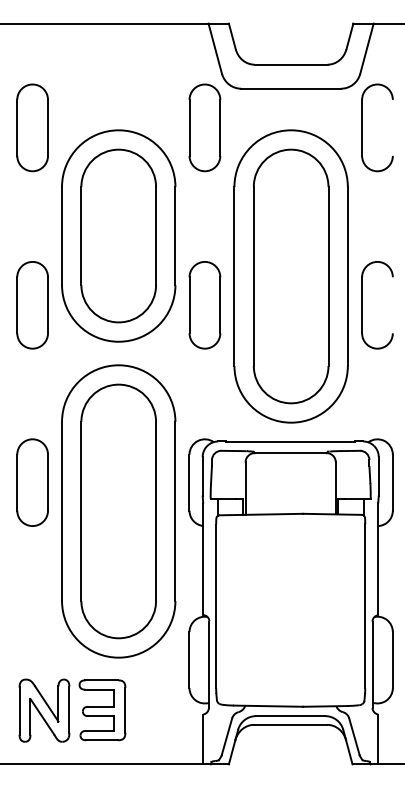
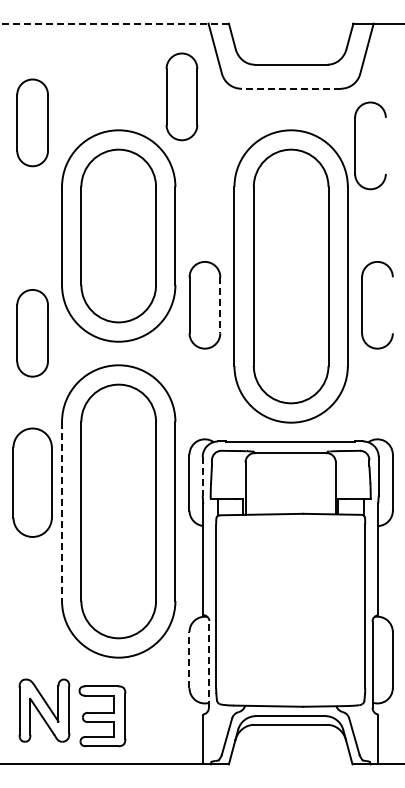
line: solid -> dashed (114, 23)
line: solid -> dashed (291, 88)
part position: (32, 127) -> (32, 122) (32, 122)
part position: (204, 127) -> (181, 96) (181, 96)
part position: (362, 127) -> (355, 145) (355, 145)
part position: (32, 305) -> (32, 333) (32, 333)
line: solid -> dashed (220, 305)
line: solid -> dashed (202, 476)
part size: 33x89 px -> 41x111 px (32, 482)
line: solid -> dashed (62, 511)
line: solid -> dashed (189, 659)
line: solid -> dashed (208, 664)
part position: (102, 710) -> (102, 716) (102, 716)
